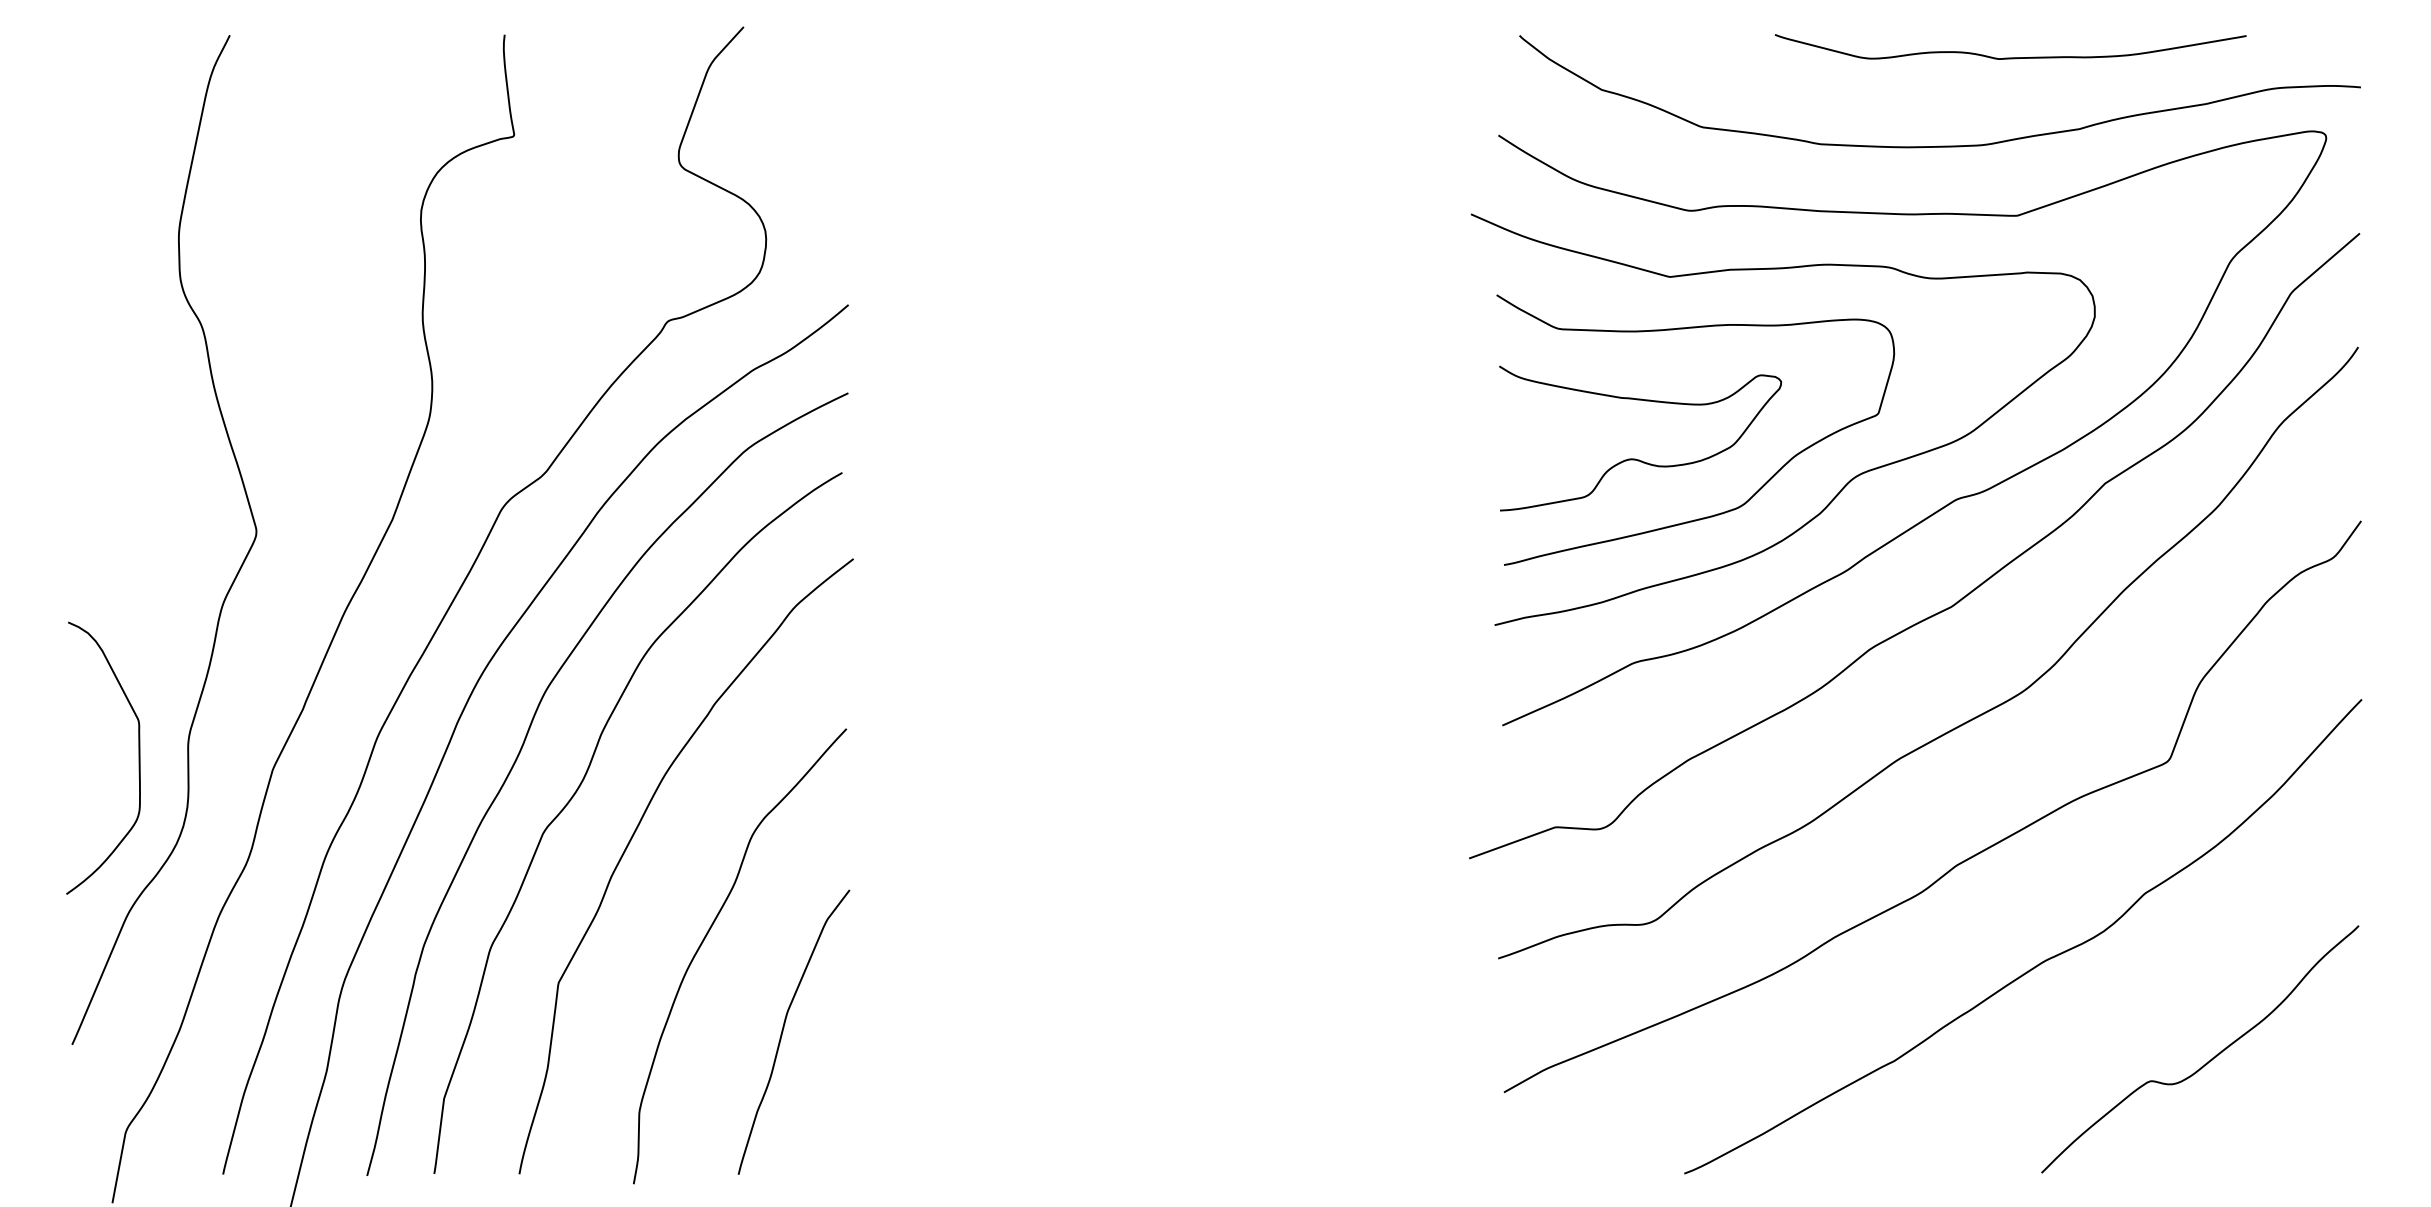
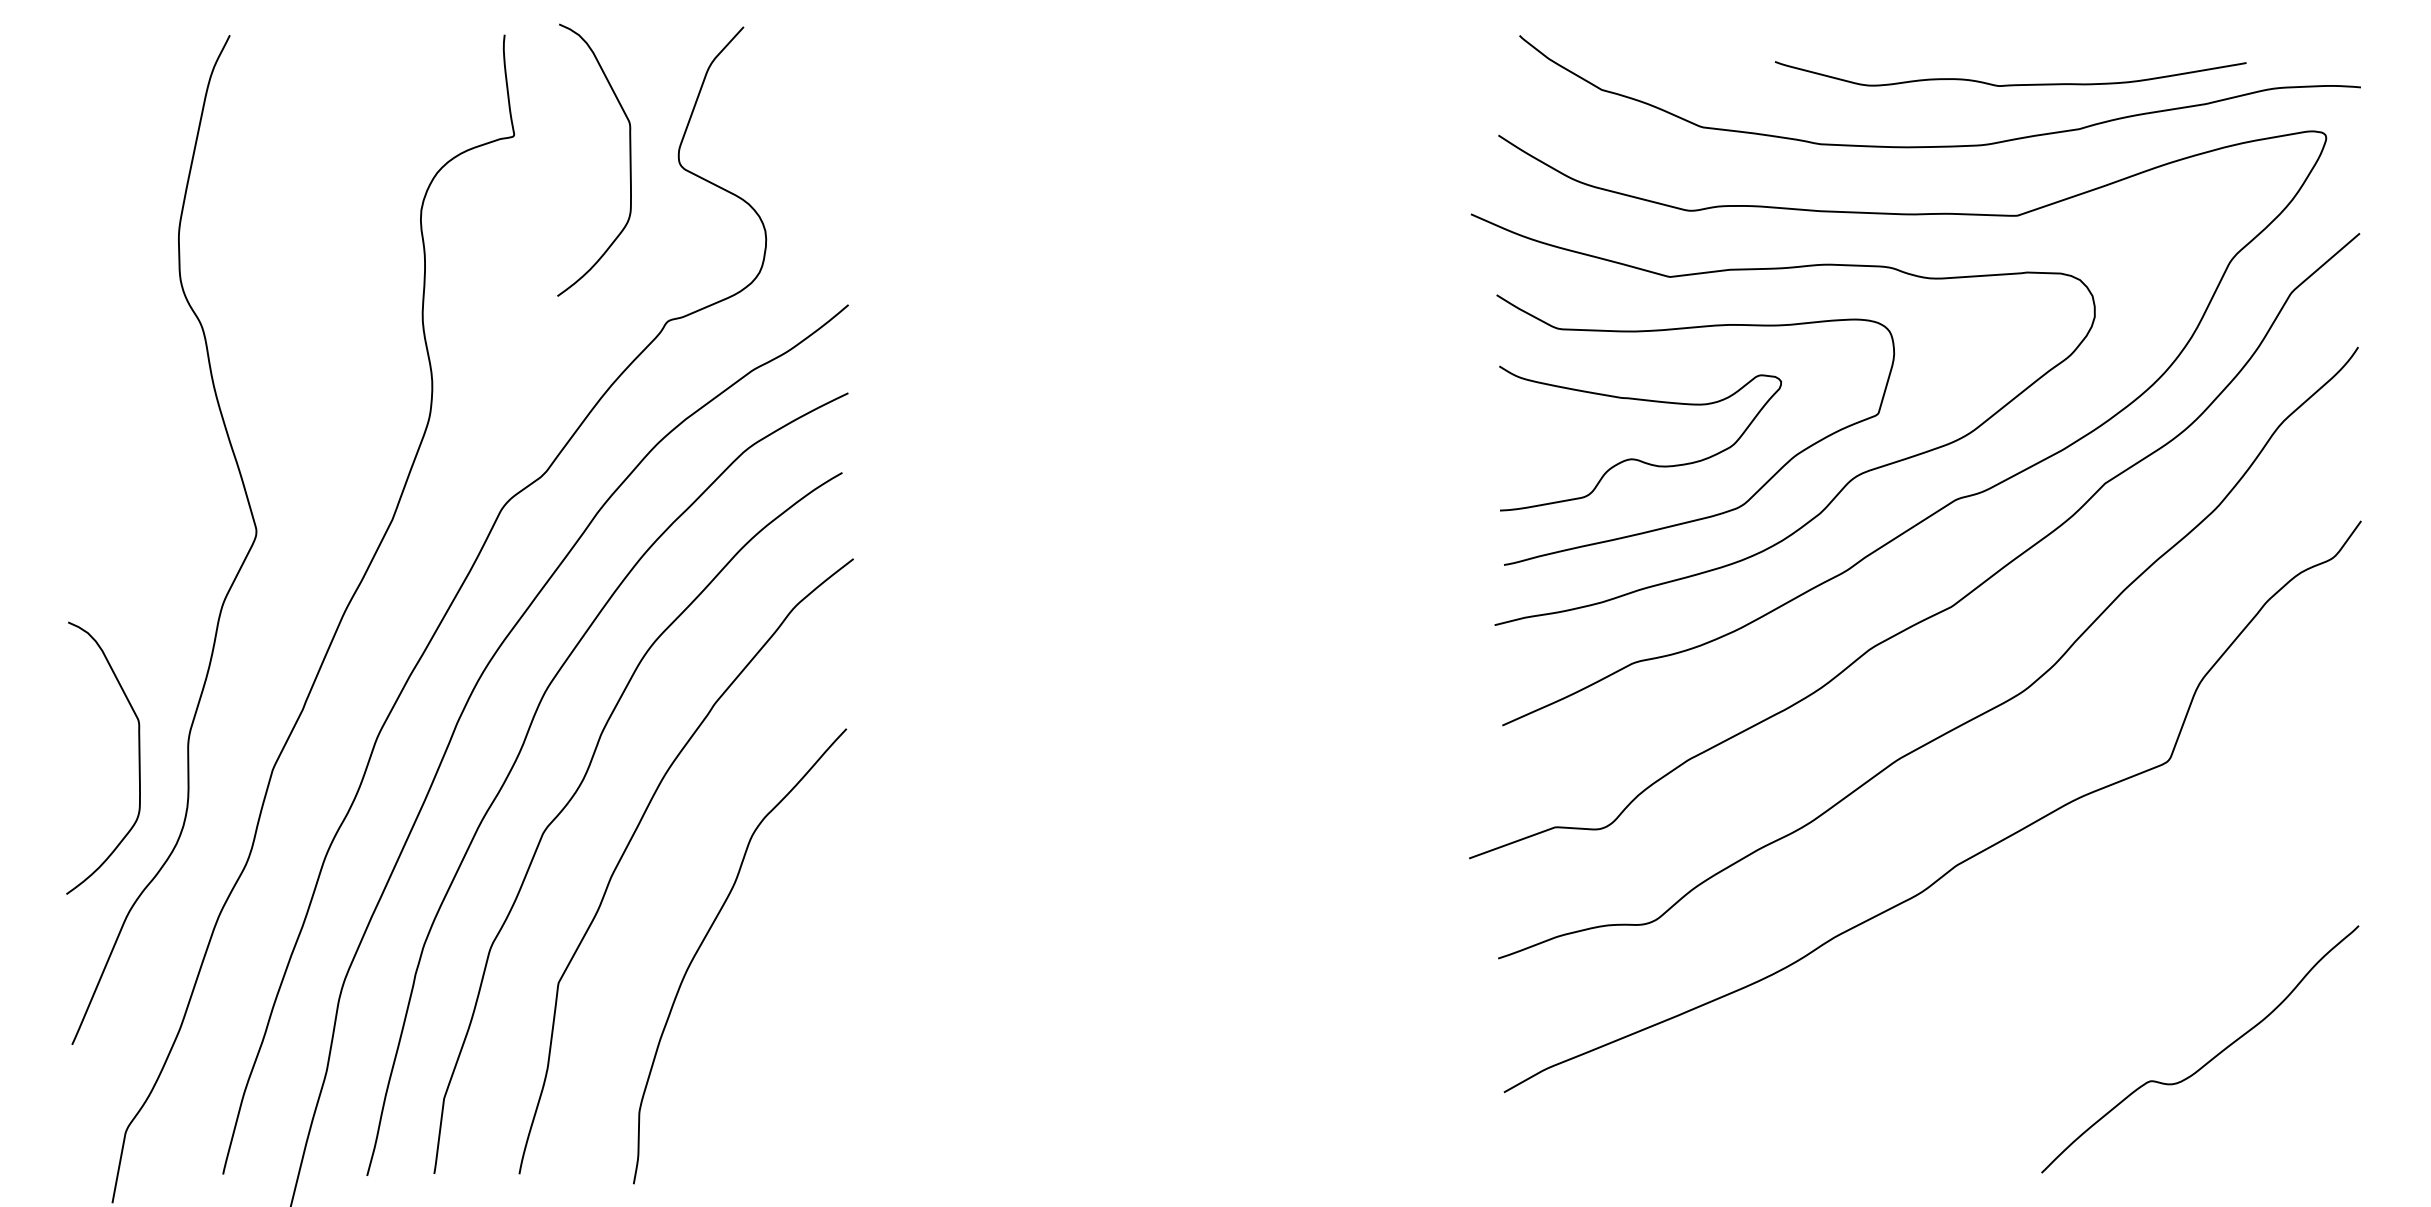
curve position: (2010, 57) -> (2010, 84) (2010, 84)
curve: none -> present (629, 159)
curve: present -> none (2040, 962)
curve: present -> none (784, 1028)
